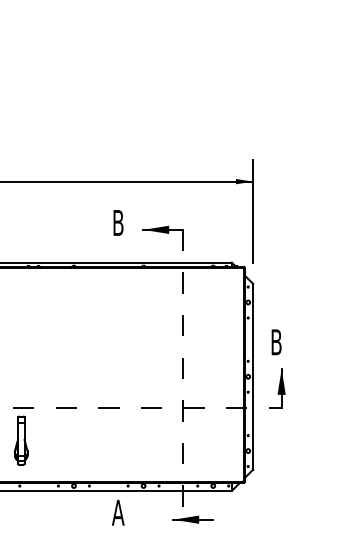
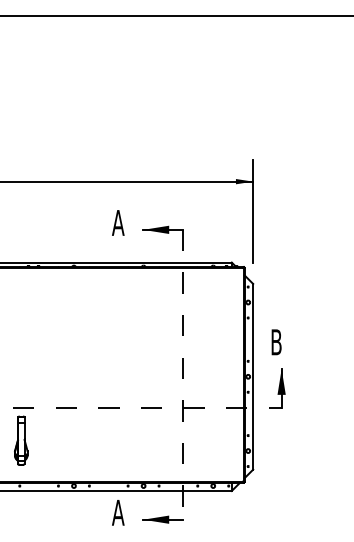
line: none -> present (176, 16)
text: B -> A (118, 222)
part position: (192, 519) -> (162, 519) (162, 519)
